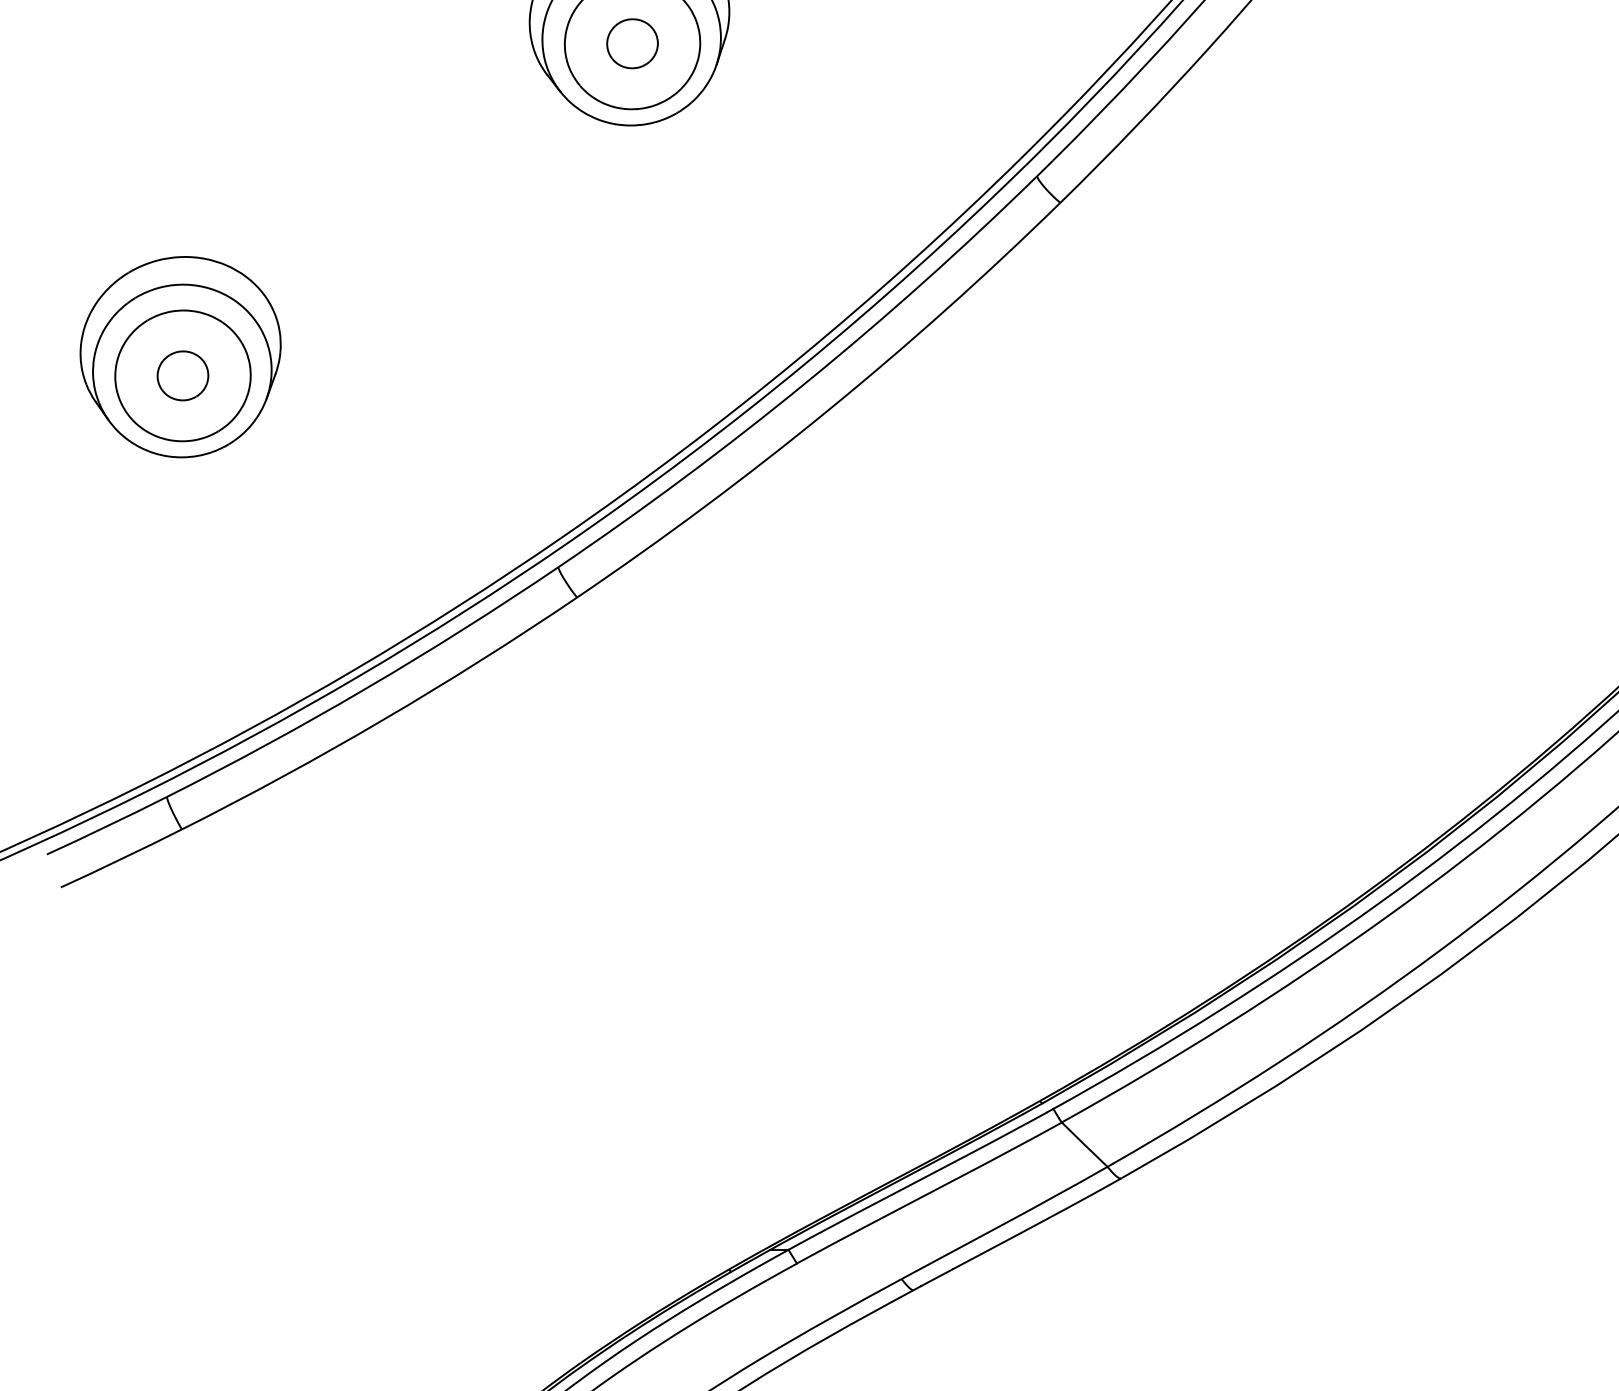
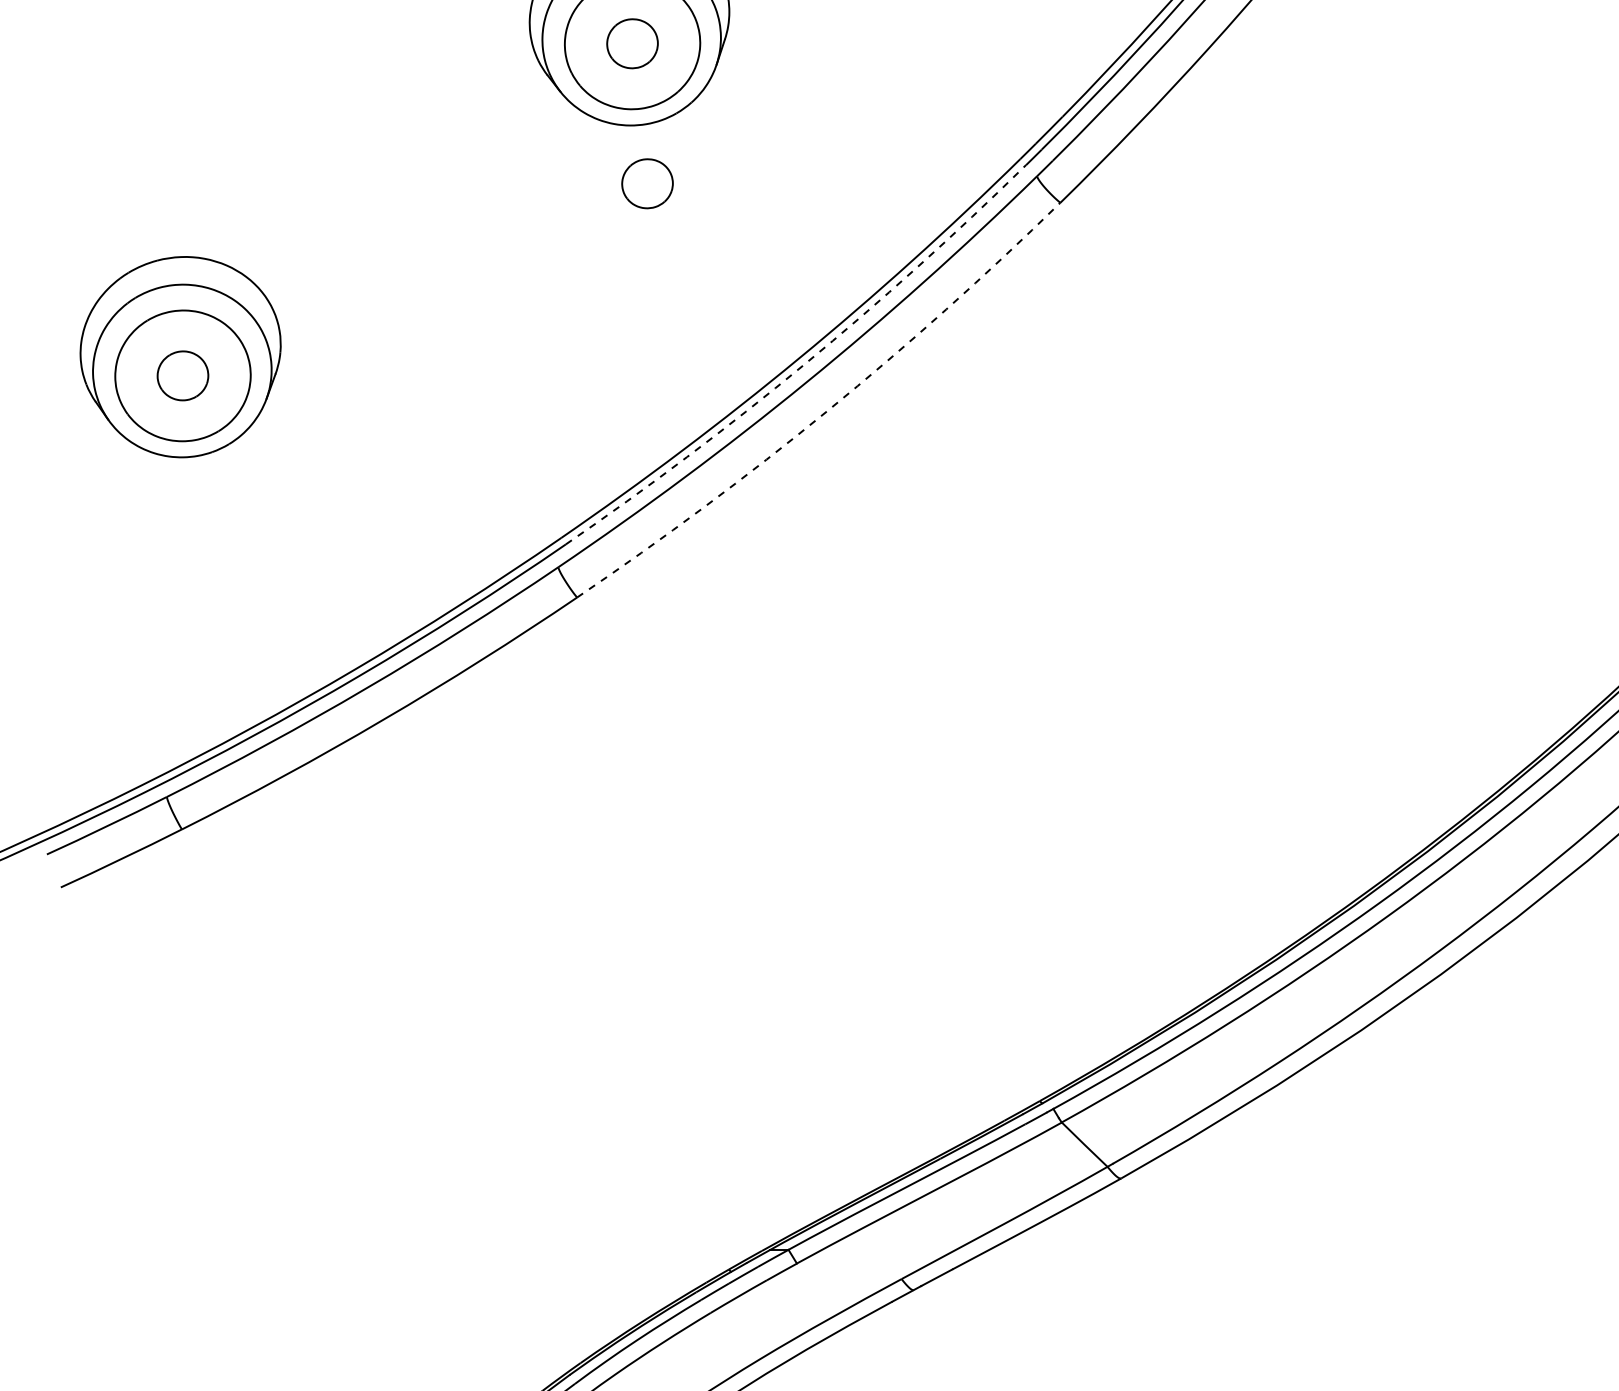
part: none -> present (647, 183)
arc: solid -> dashed (804, 364)
arc: solid -> dashed (827, 410)
